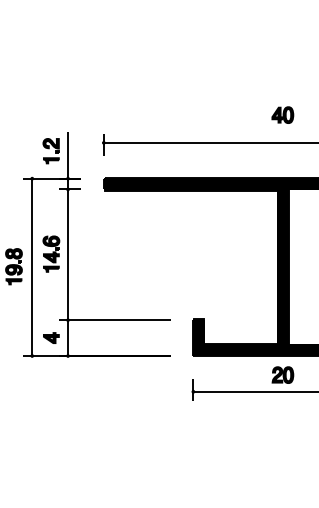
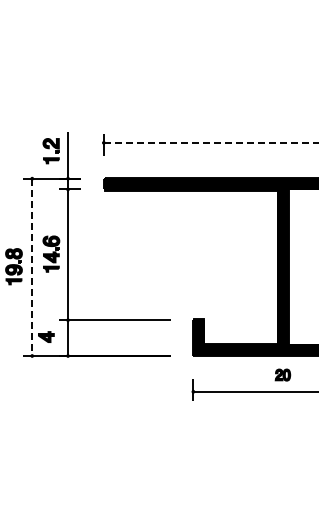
part: present -> none (282, 114)
line: solid -> dashed (211, 142)
line: solid -> dashed (32, 267)
part position: (51, 337) -> (46, 336) (46, 336)
part size: 24x18 px -> 18x14 px (282, 374)
